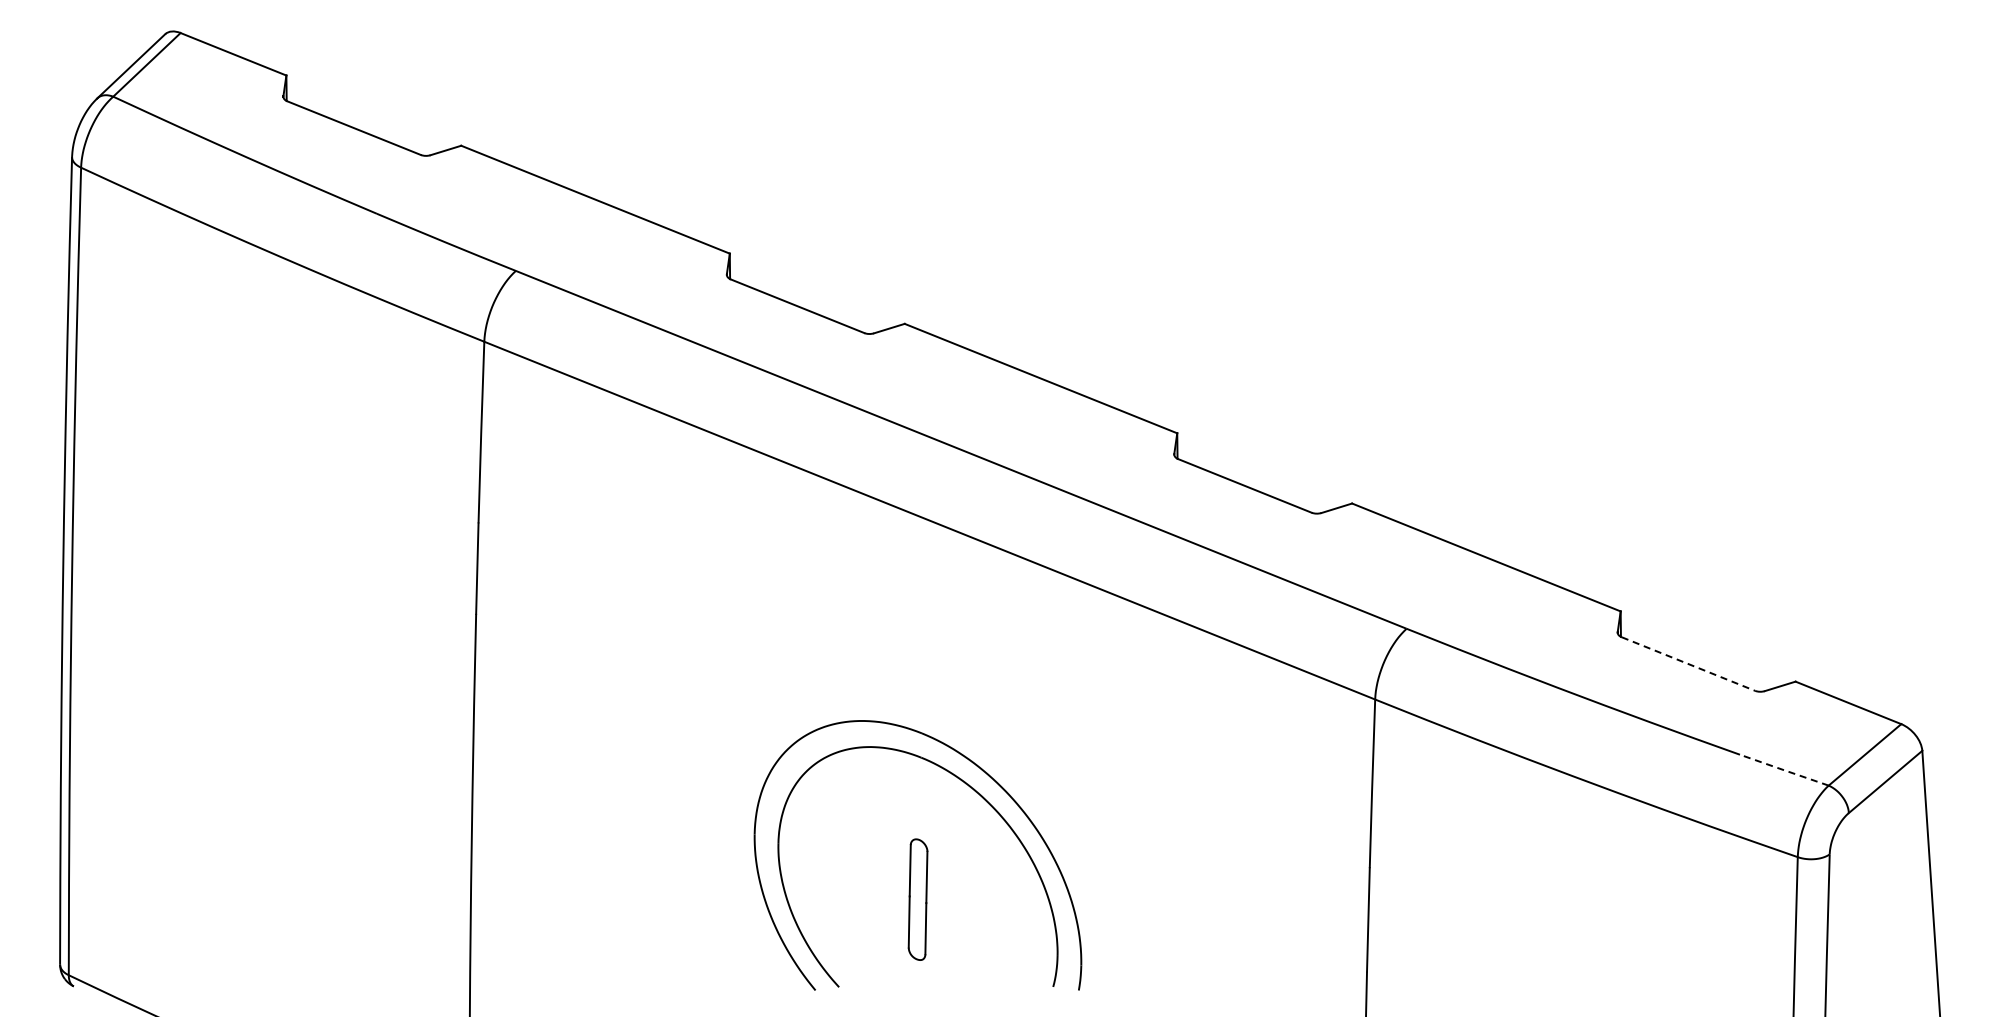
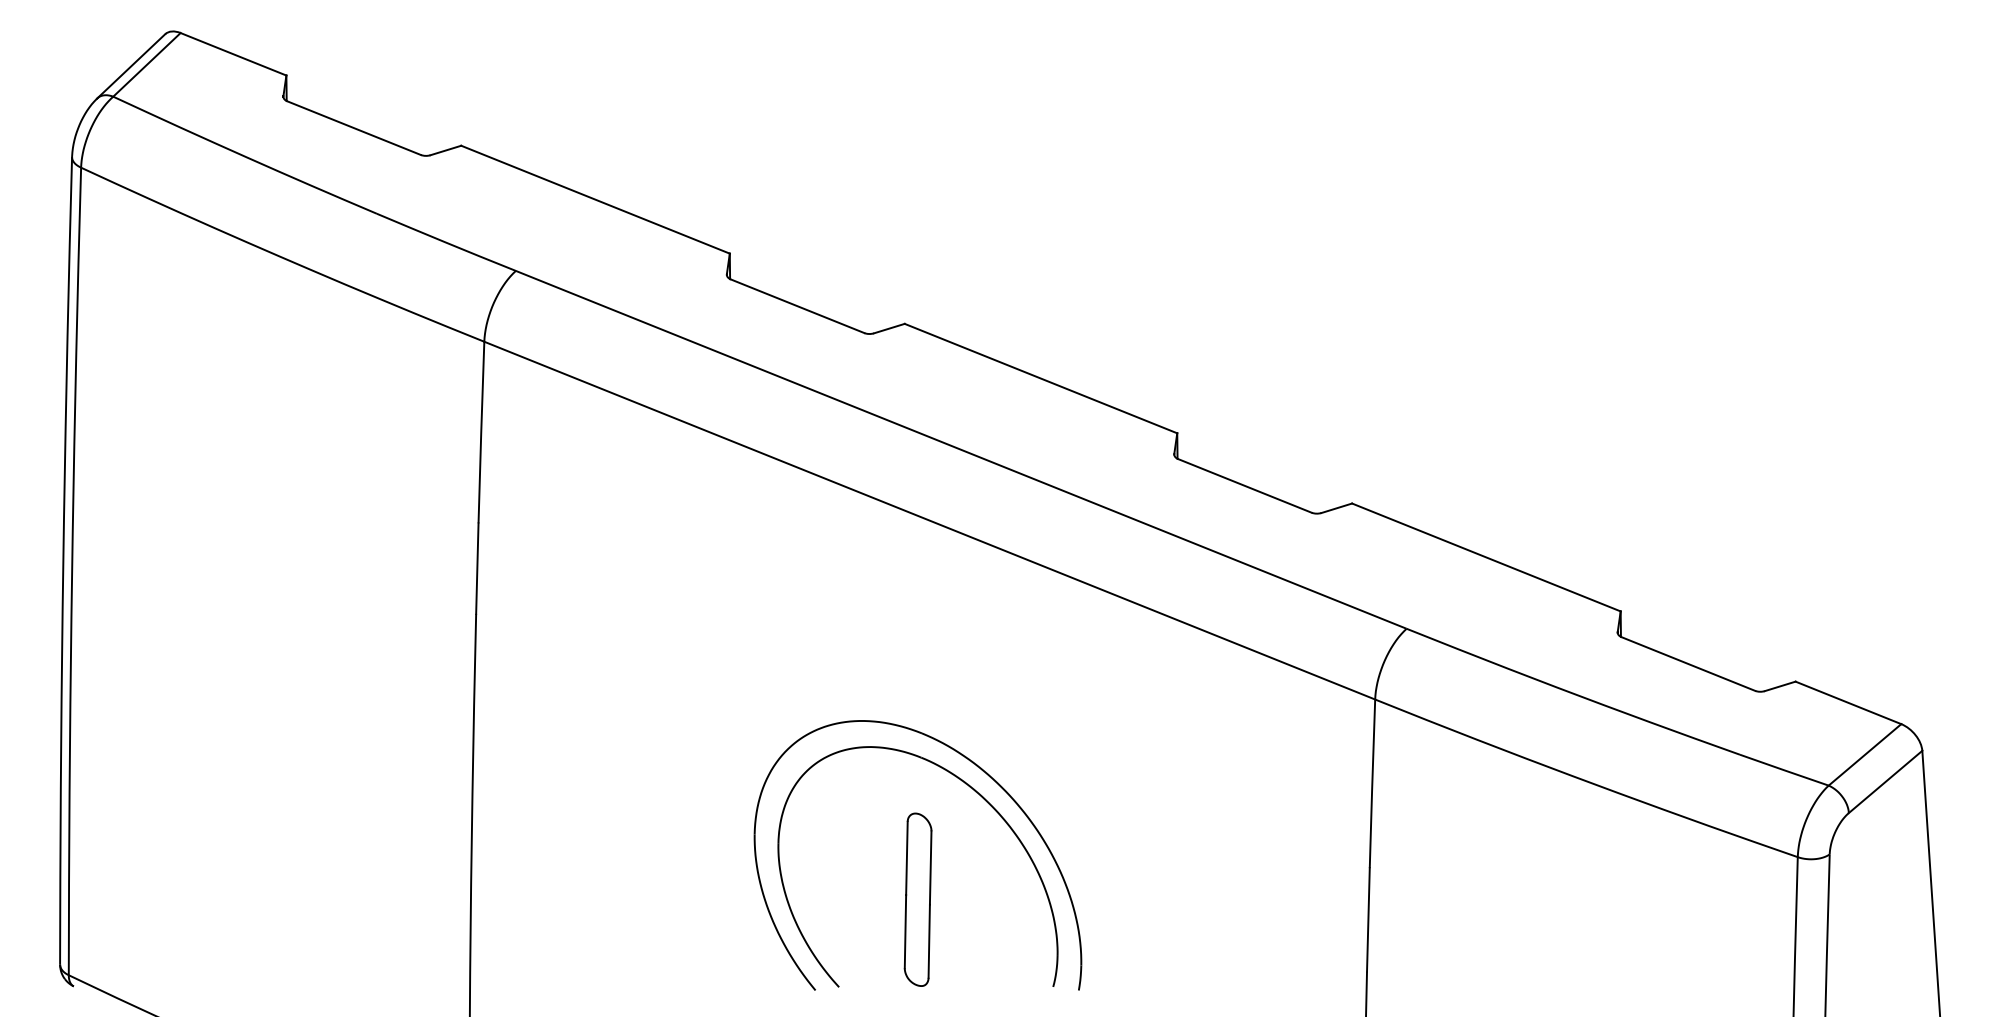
line: dashed -> solid (1688, 664)
line: dashed -> solid (1784, 770)
part size: 22x123 px -> 30x175 px (917, 899)
